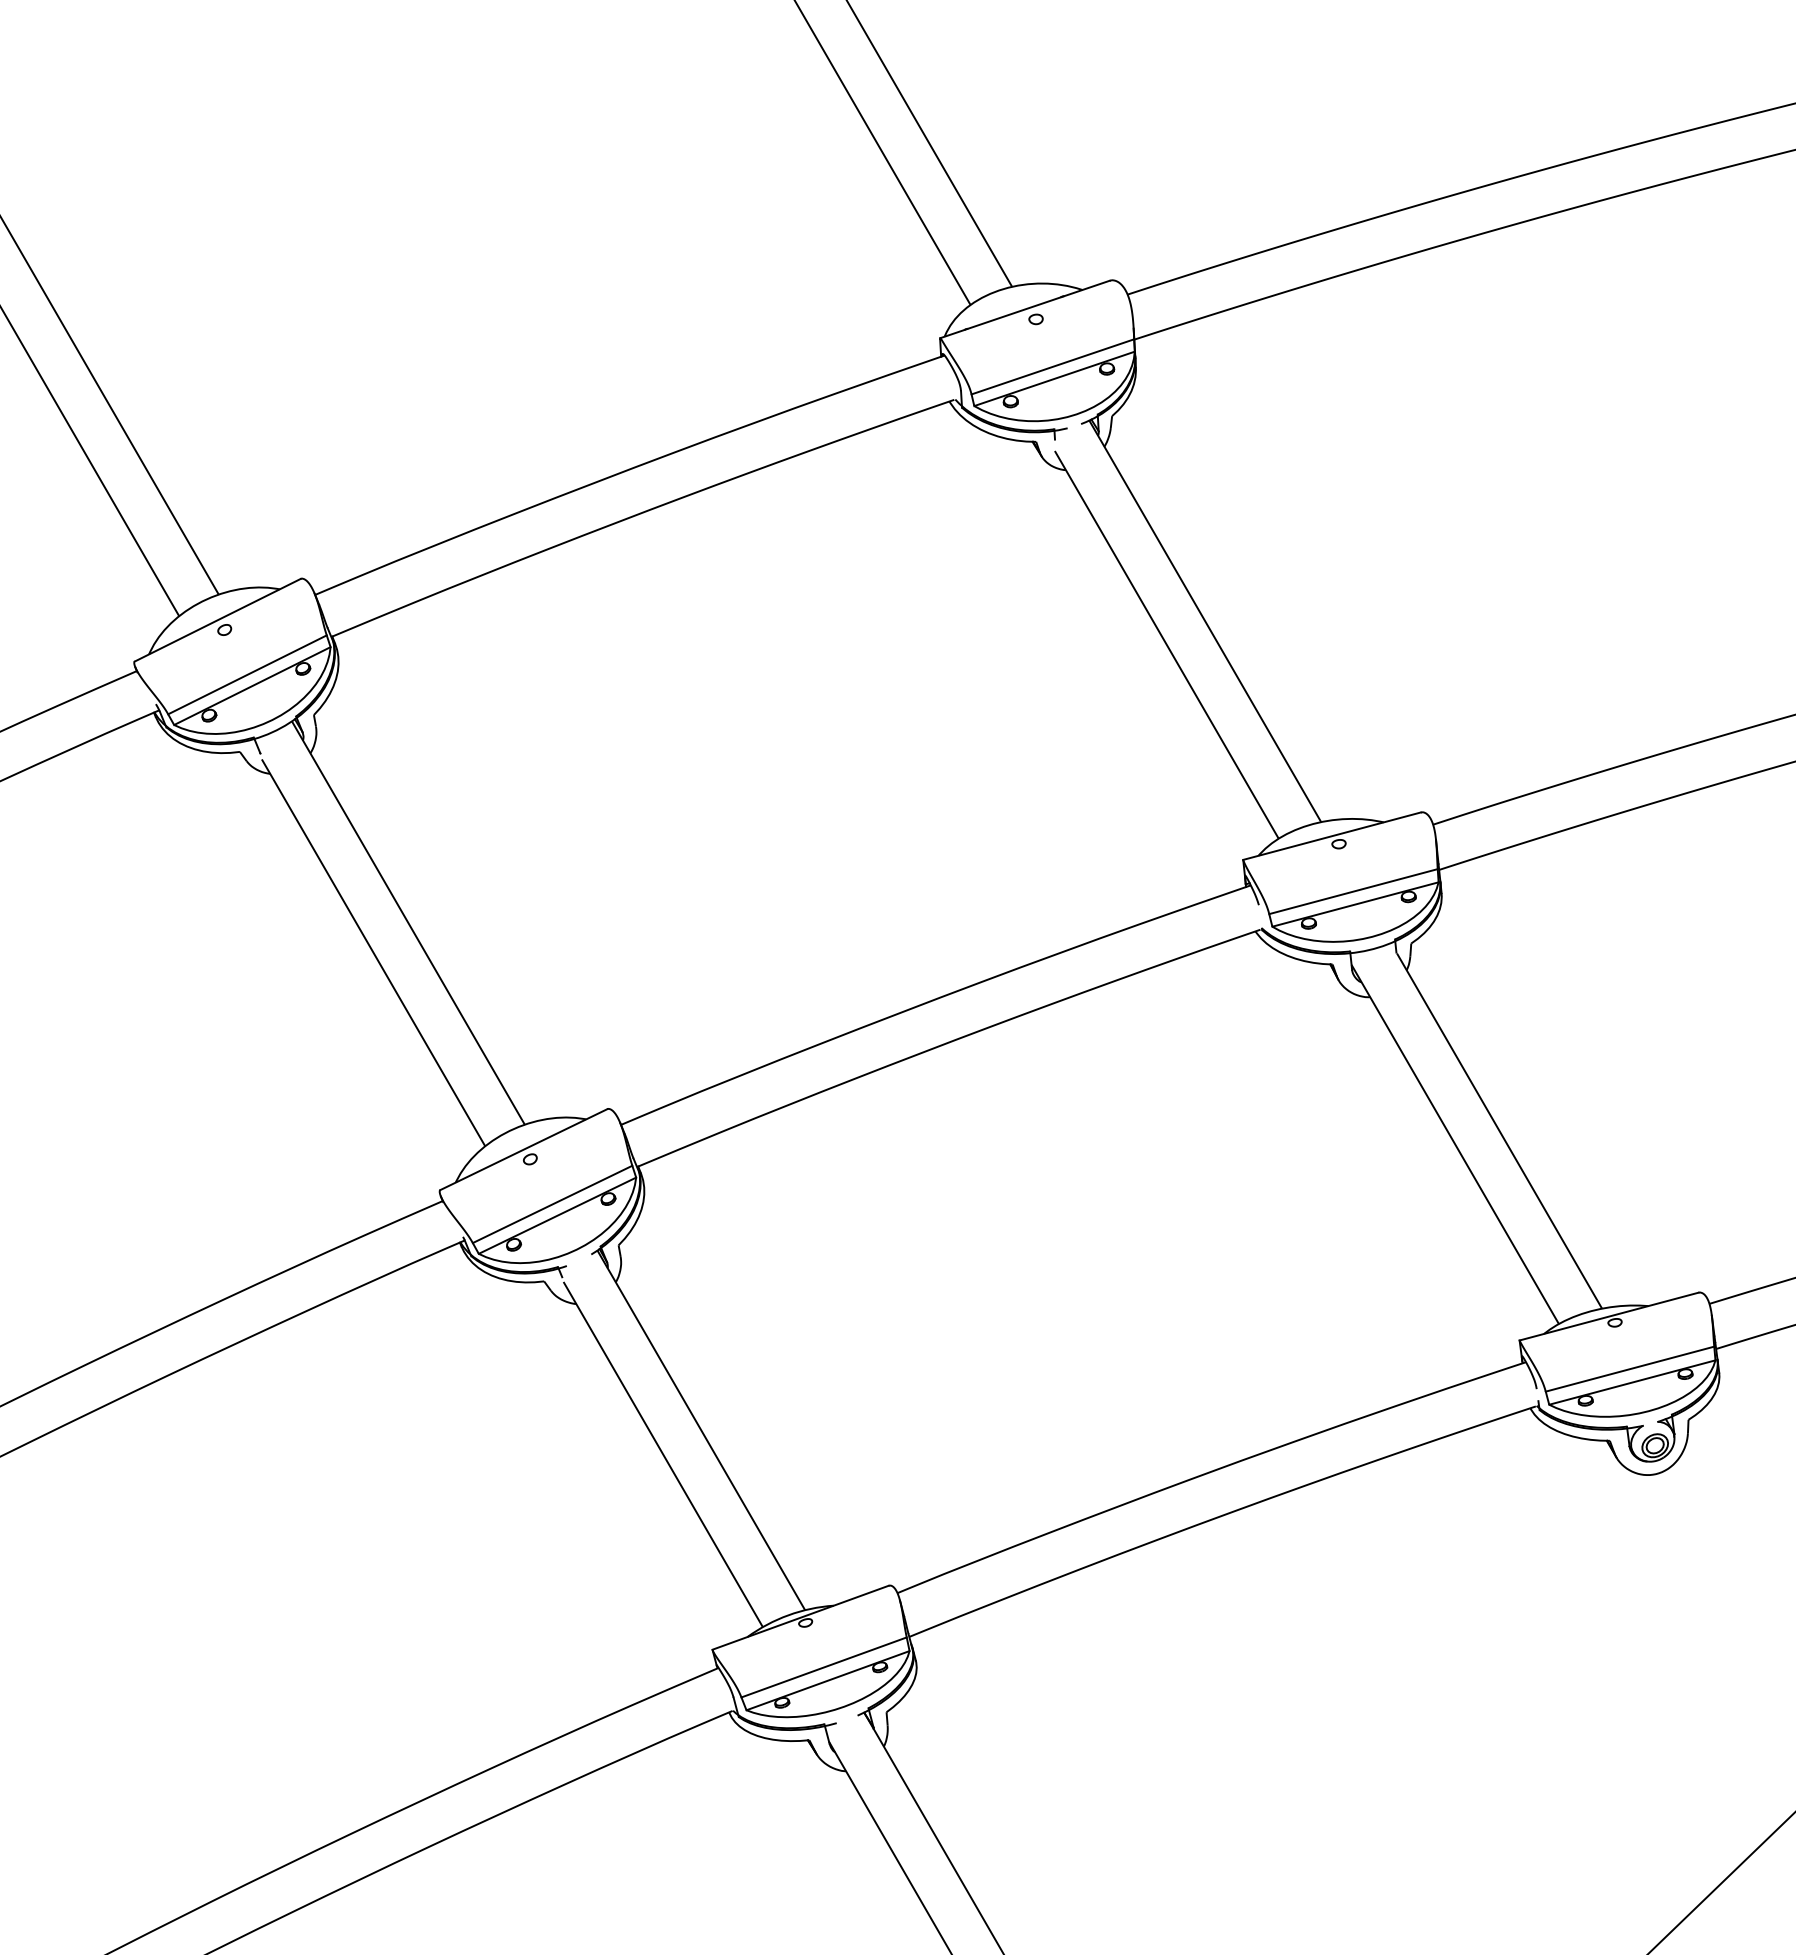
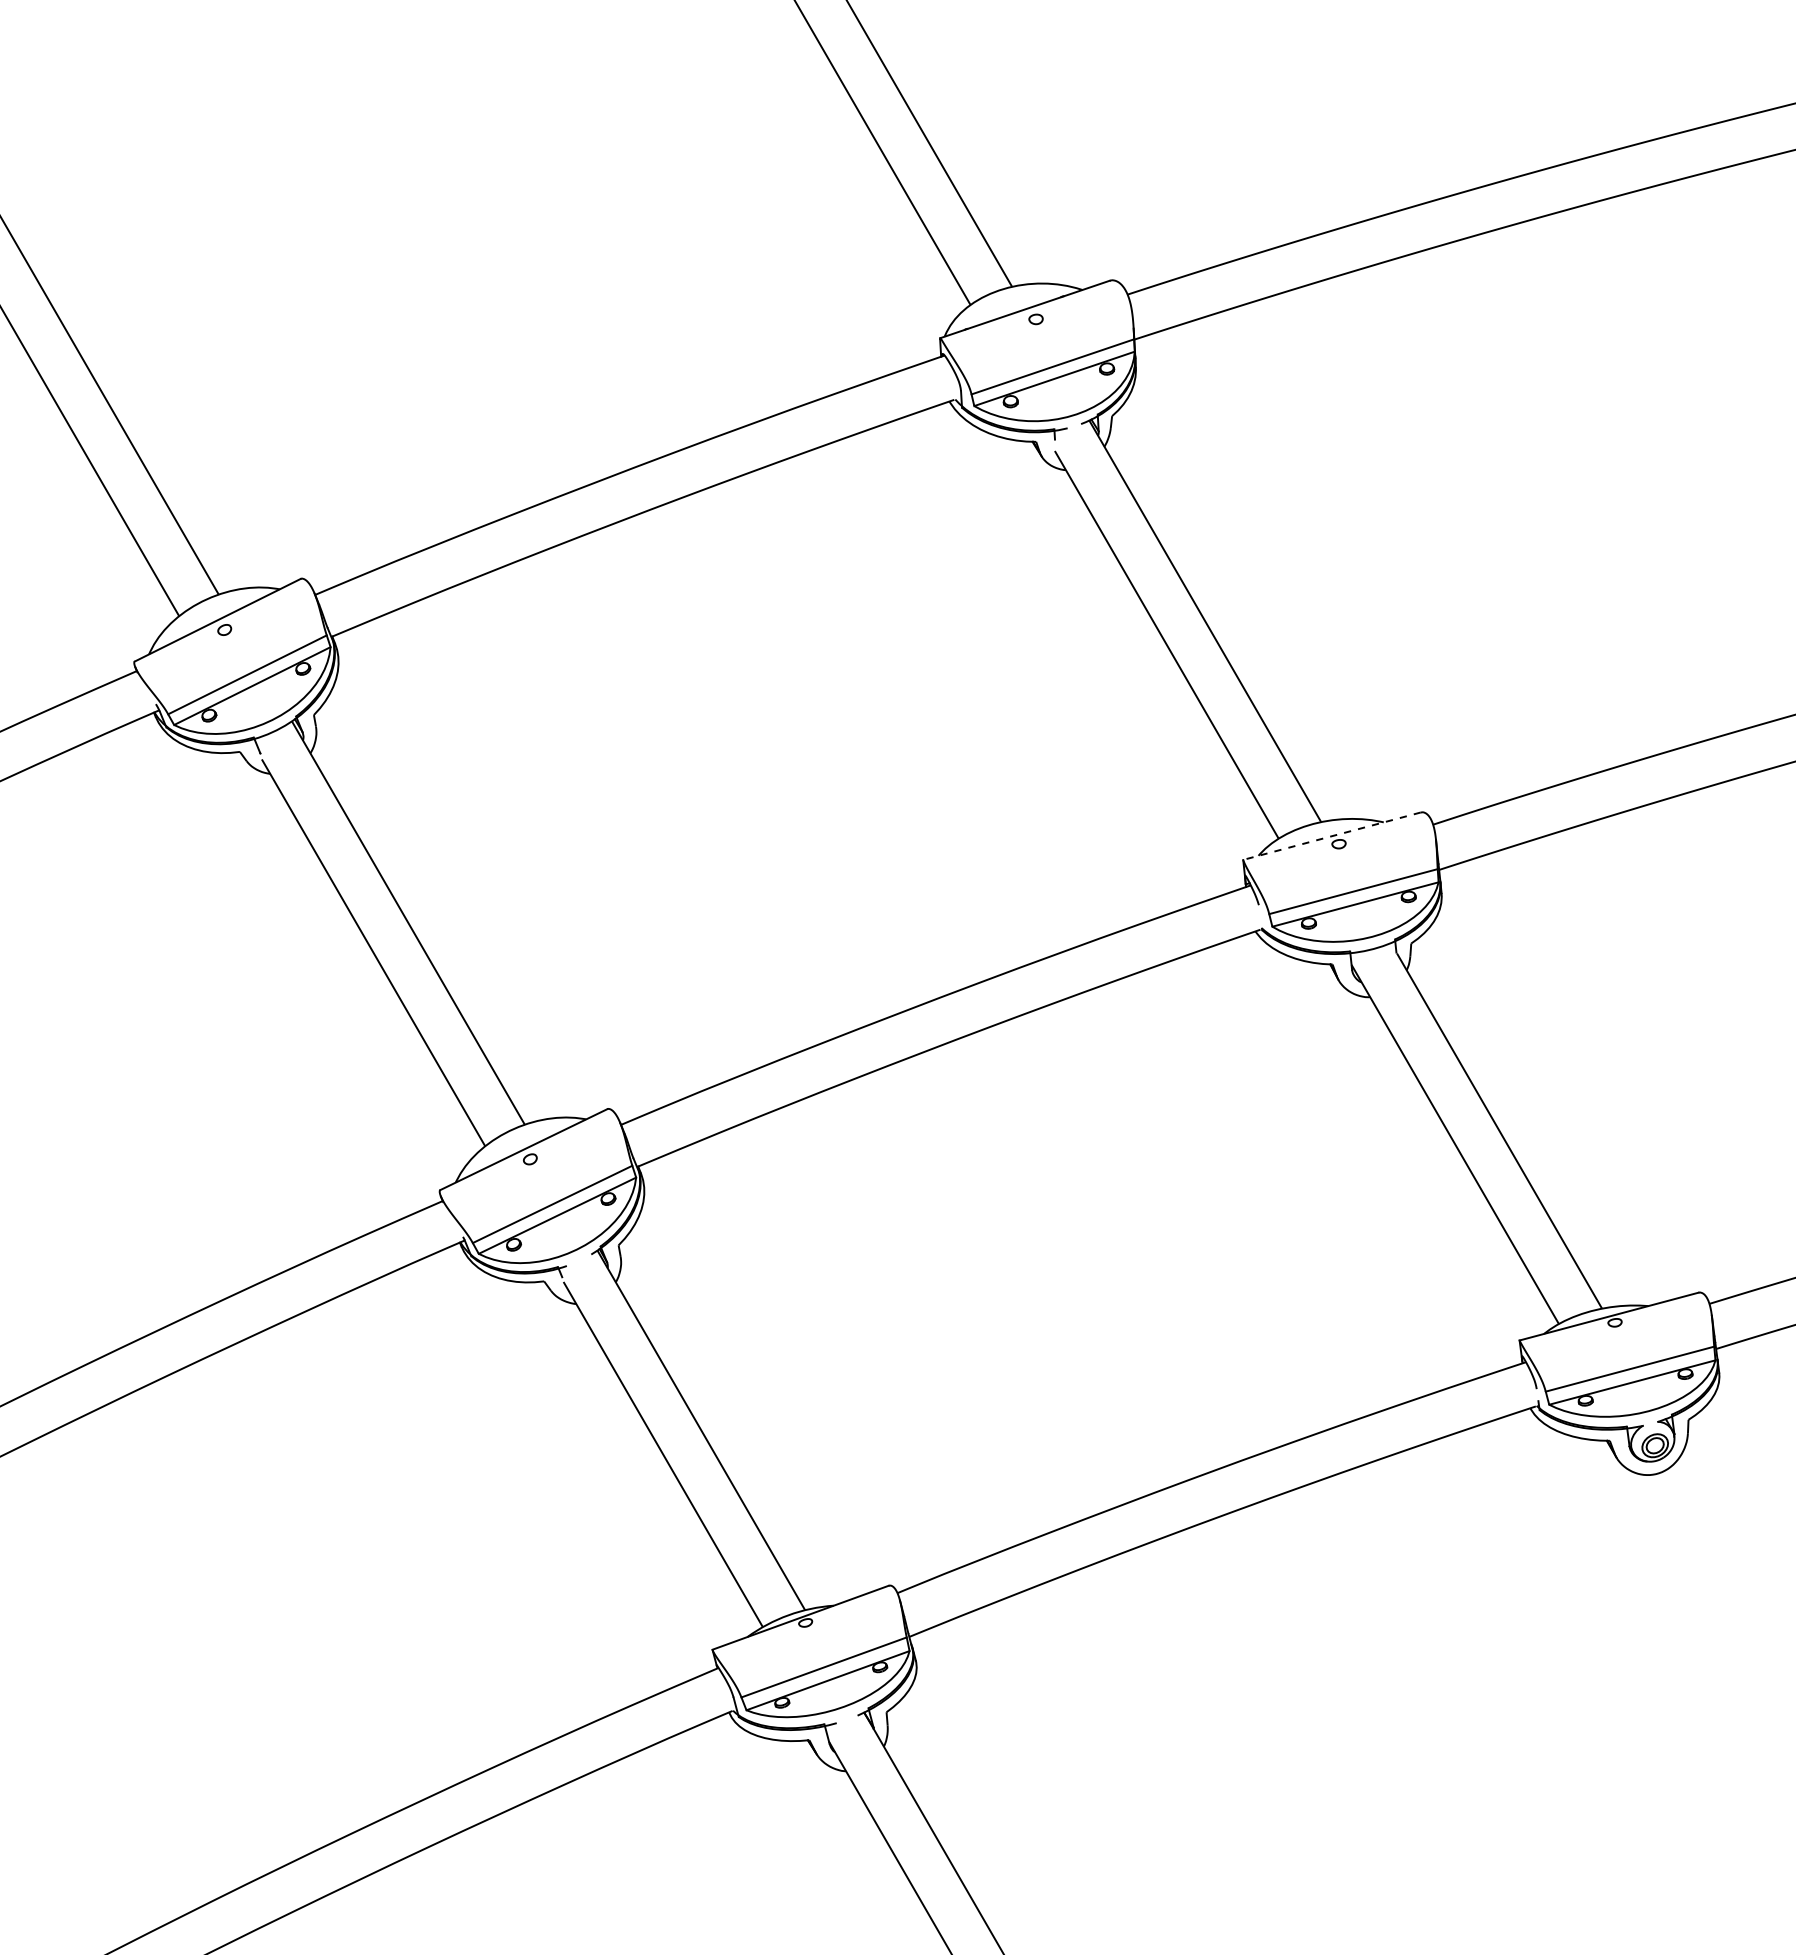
line: solid -> dashed (1332, 836)
line: present -> none (1721, 1882)
